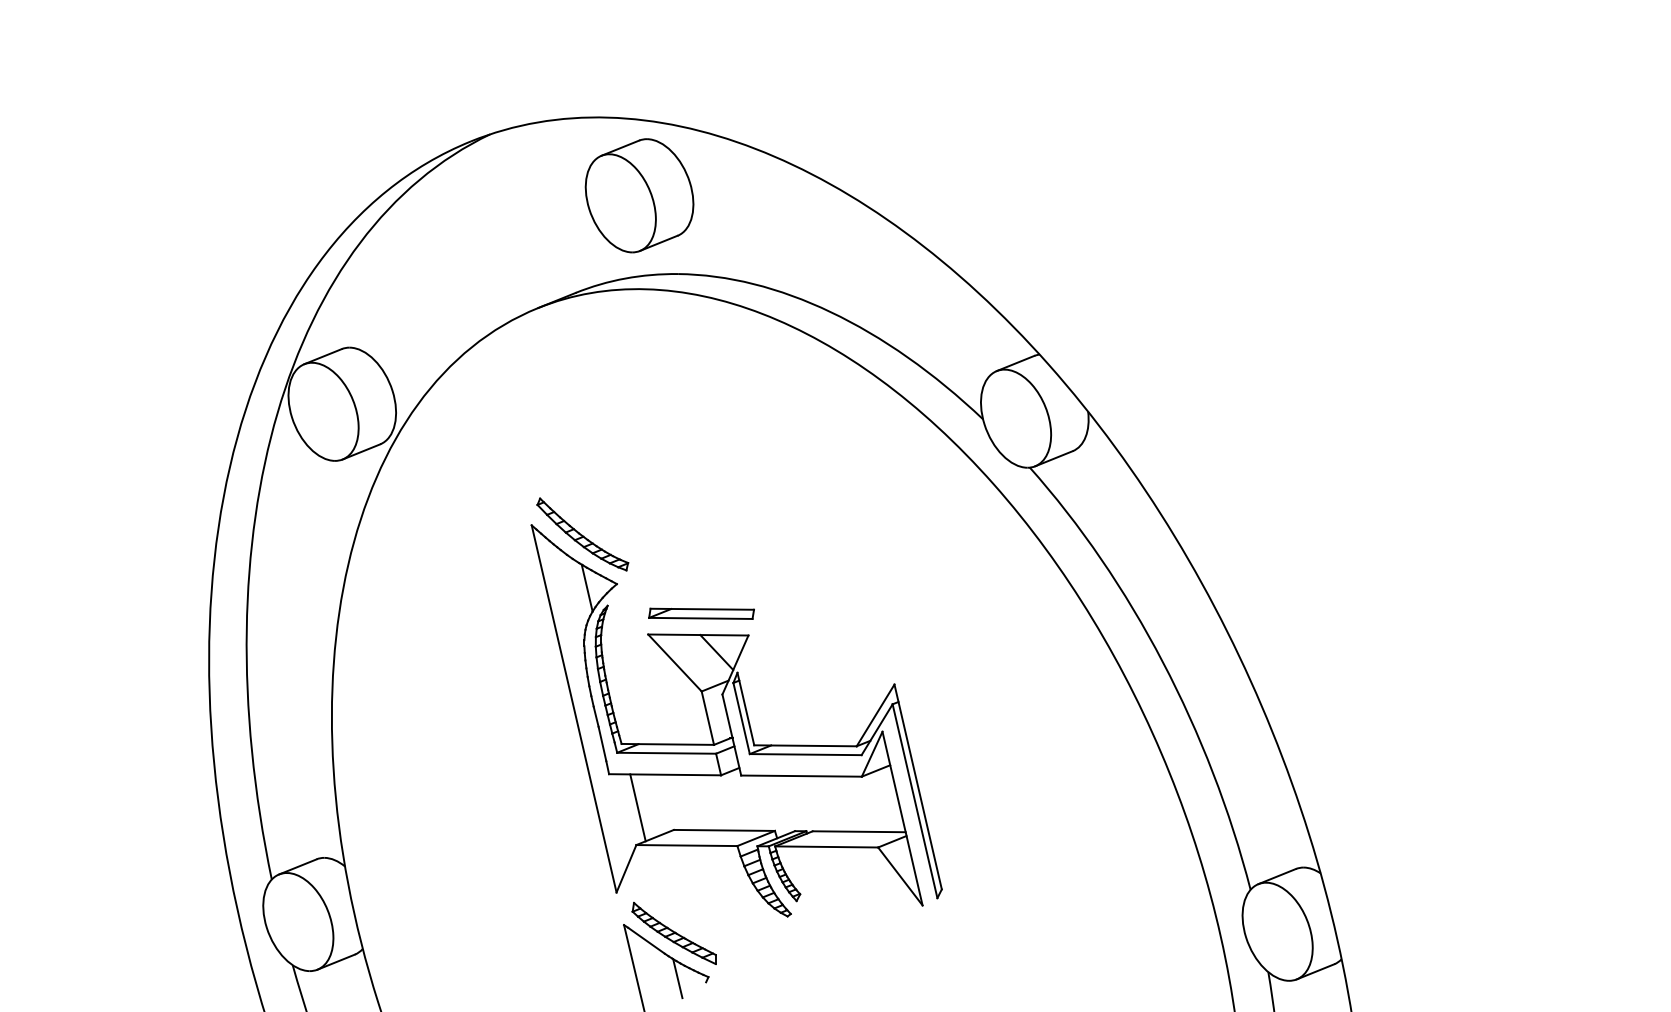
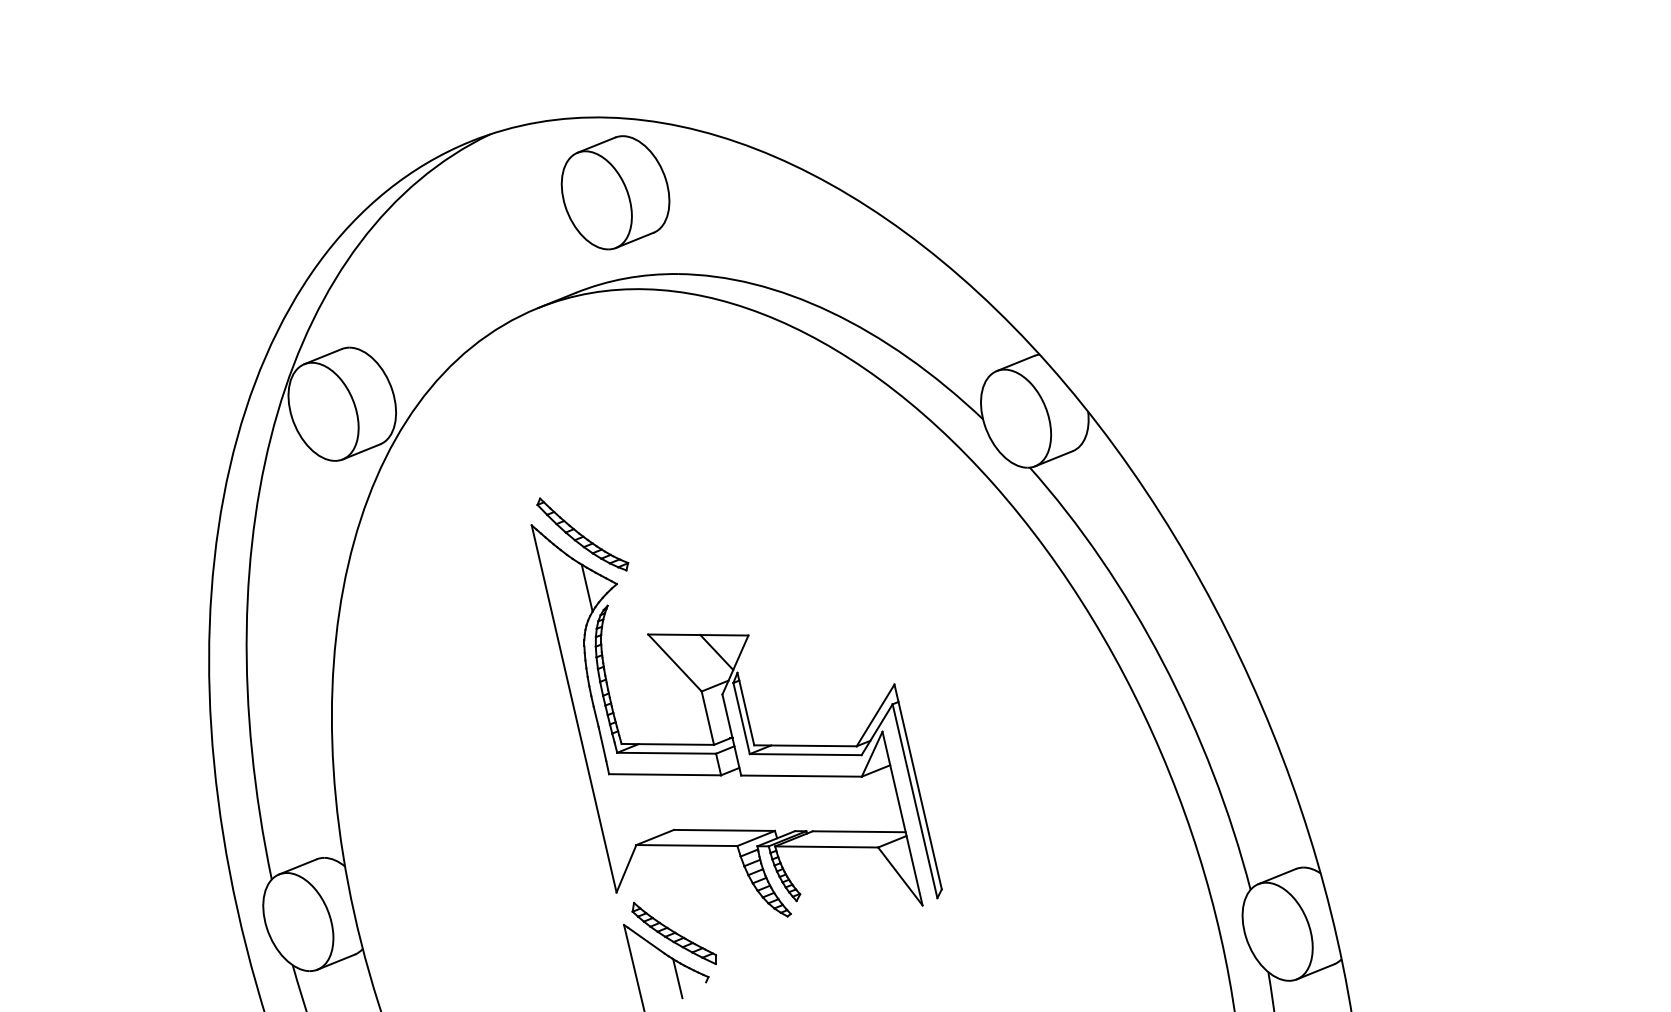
part position: (639, 195) -> (615, 192) (615, 192)
part: present -> none (701, 613)
line: present -> none (637, 807)
